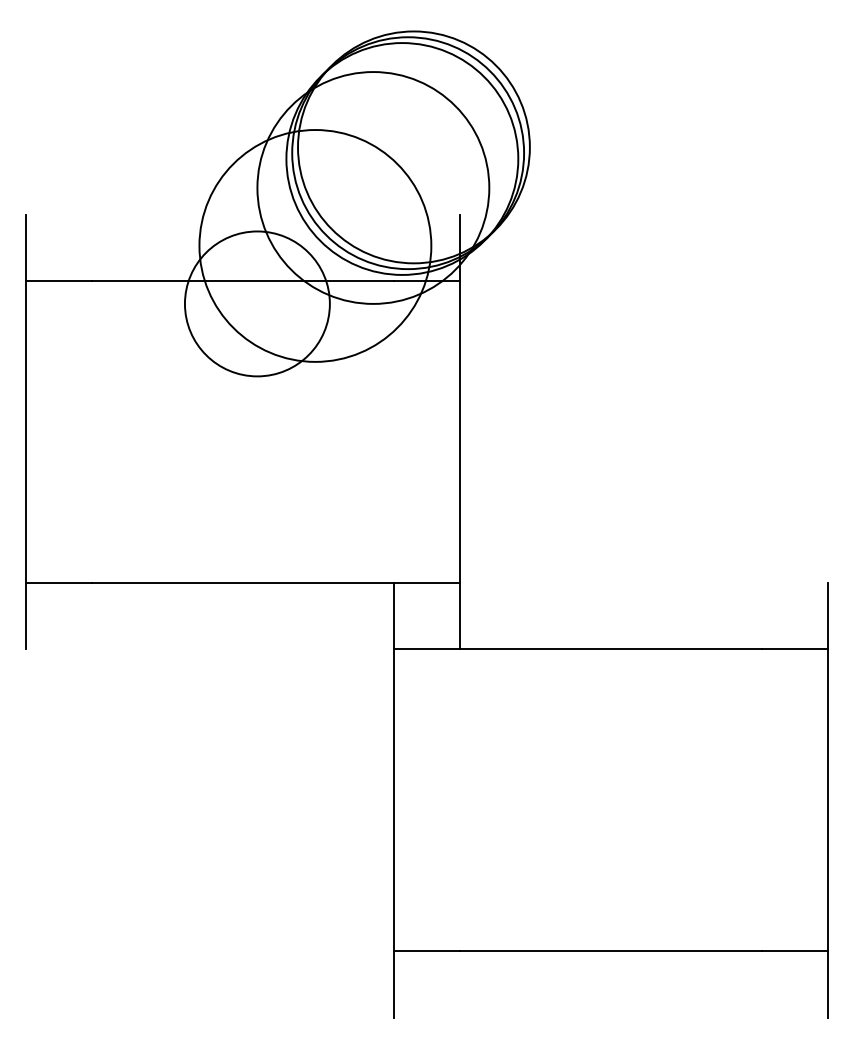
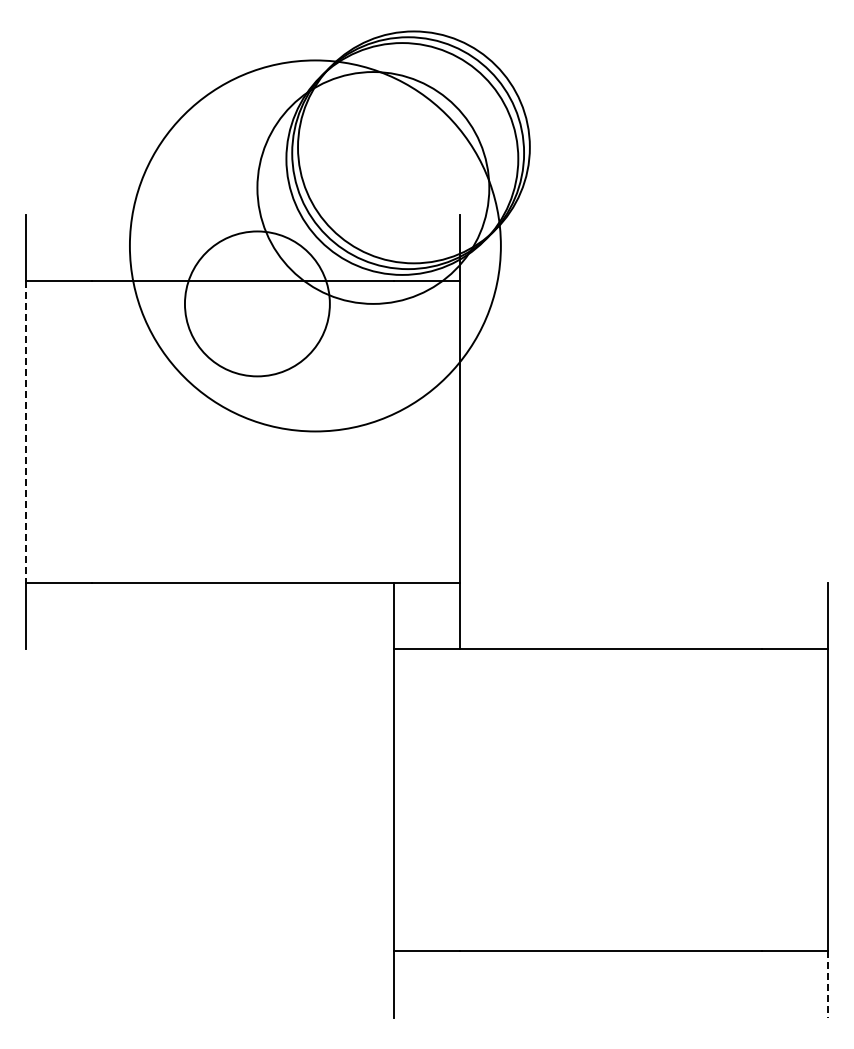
circle diameter: 232 px -> 371 px (314, 245)
line: solid -> dashed (25, 432)
line: solid -> dashed (828, 984)
